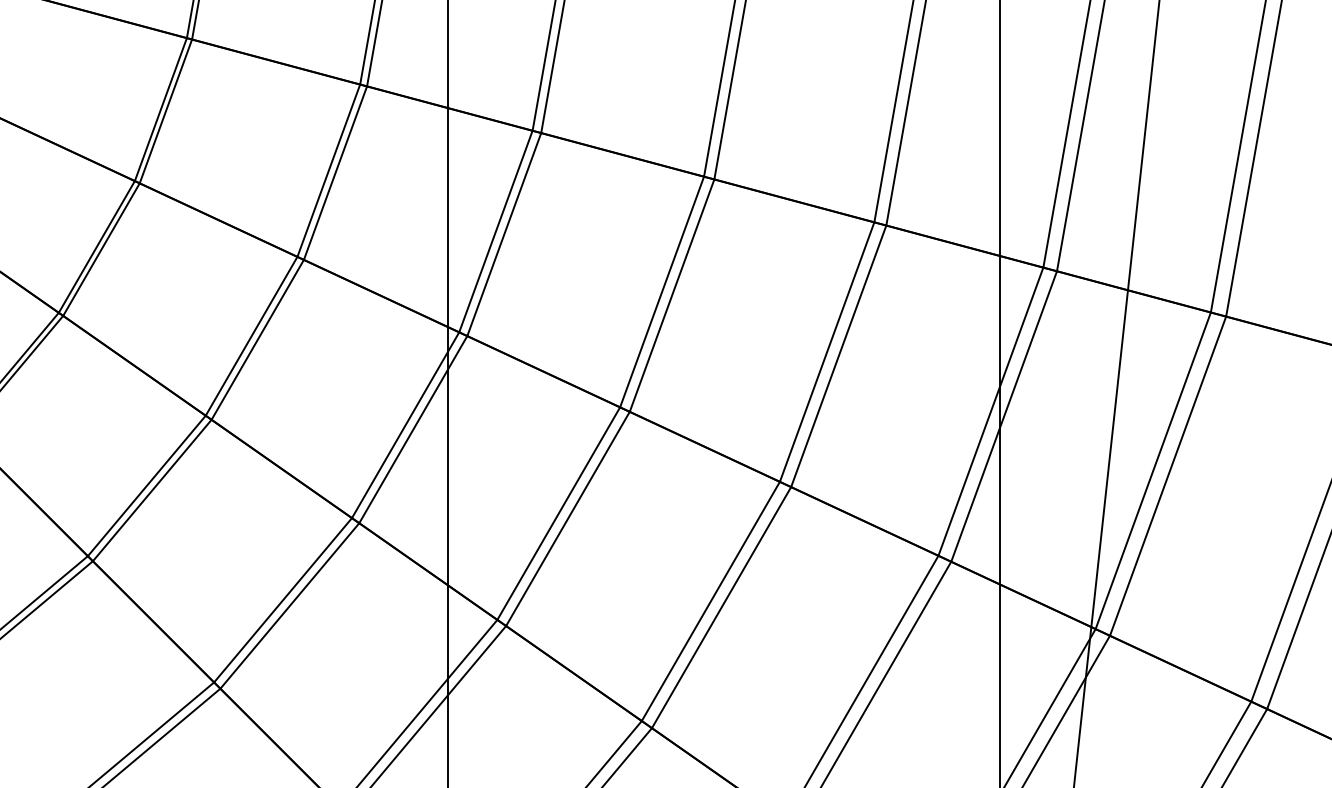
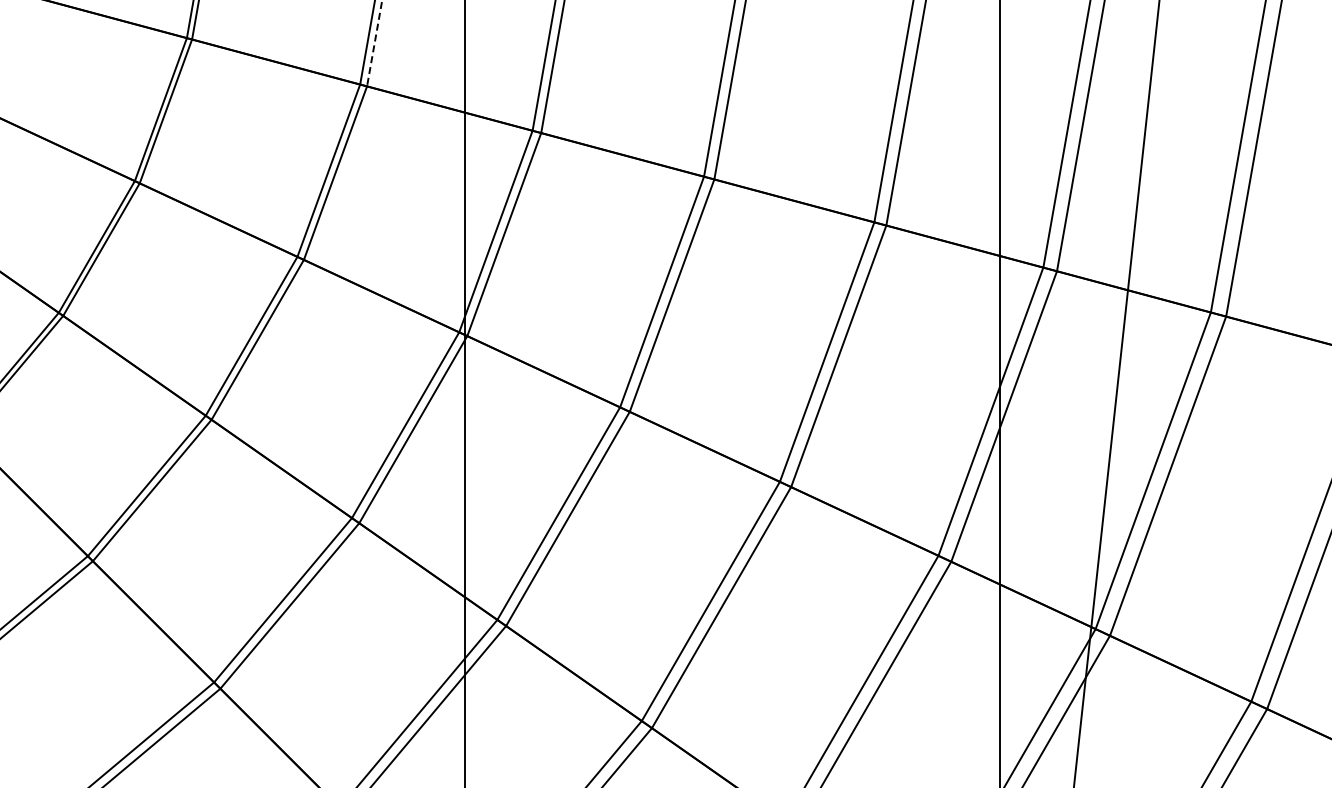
line: solid -> dashed (374, 44)
line position: (447, 393) -> (464, 393) (464, 393)
